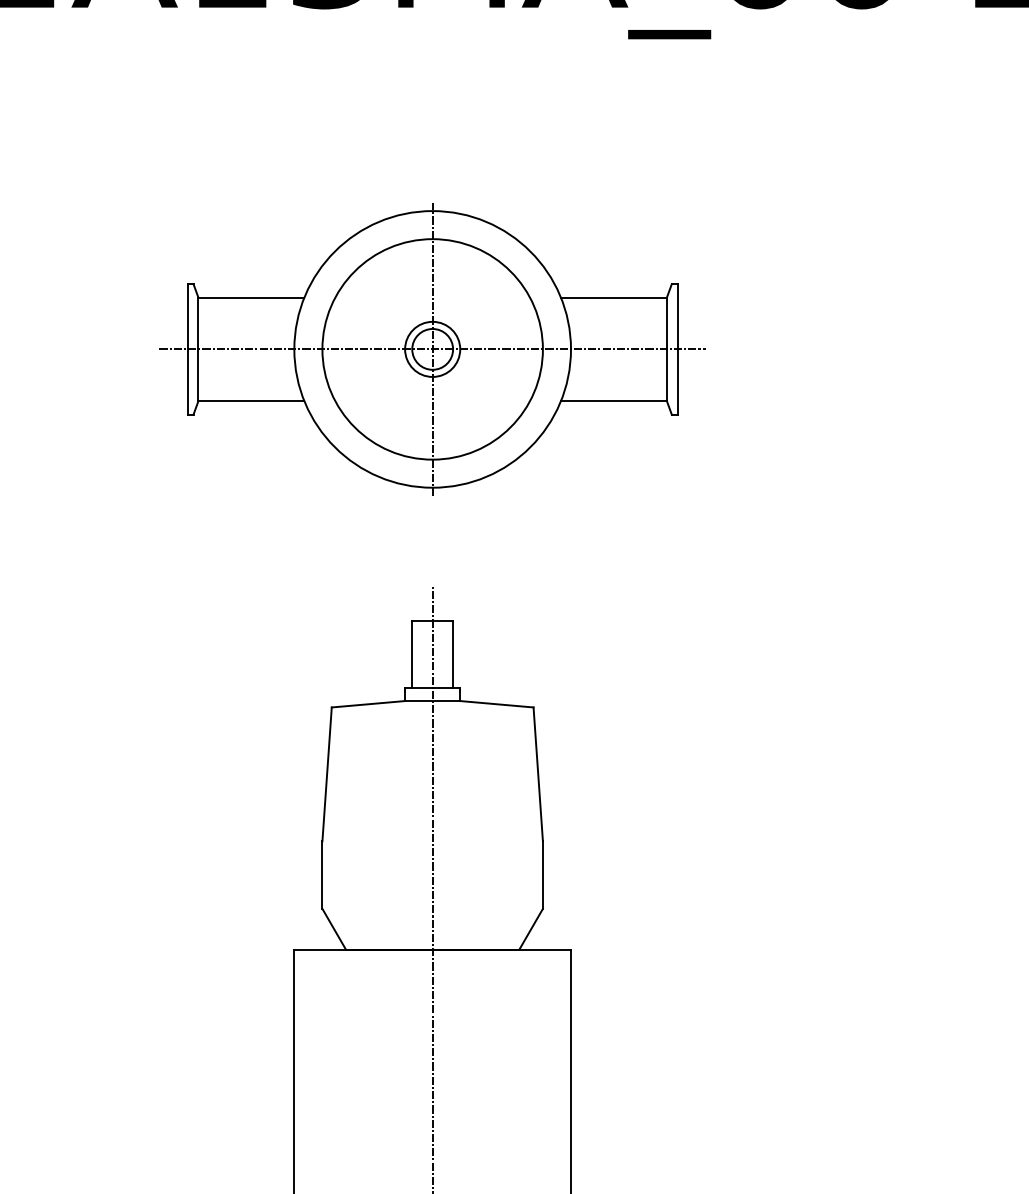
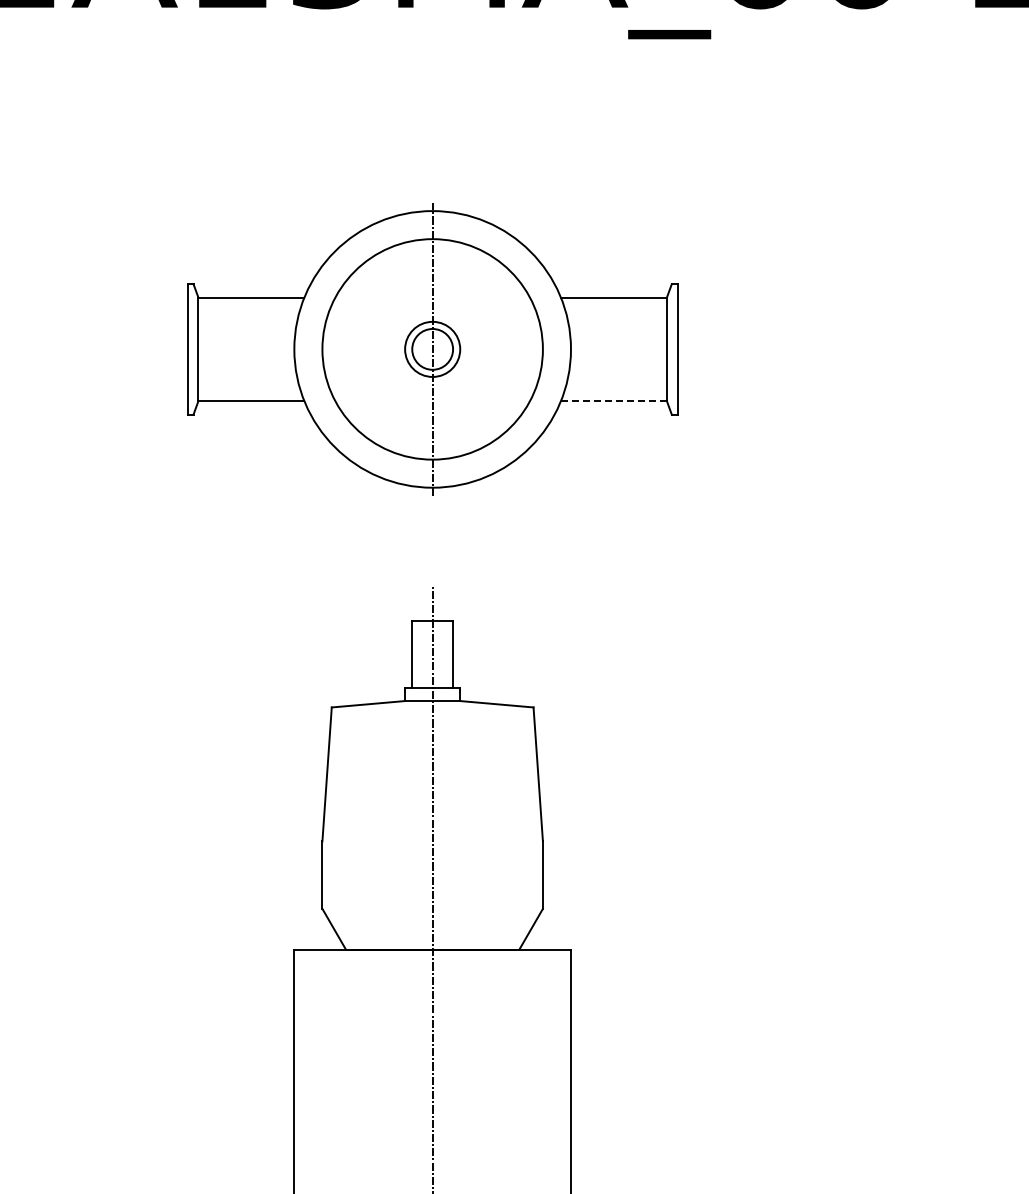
line: present -> none (432, 349)
line: solid -> dashed (613, 401)
